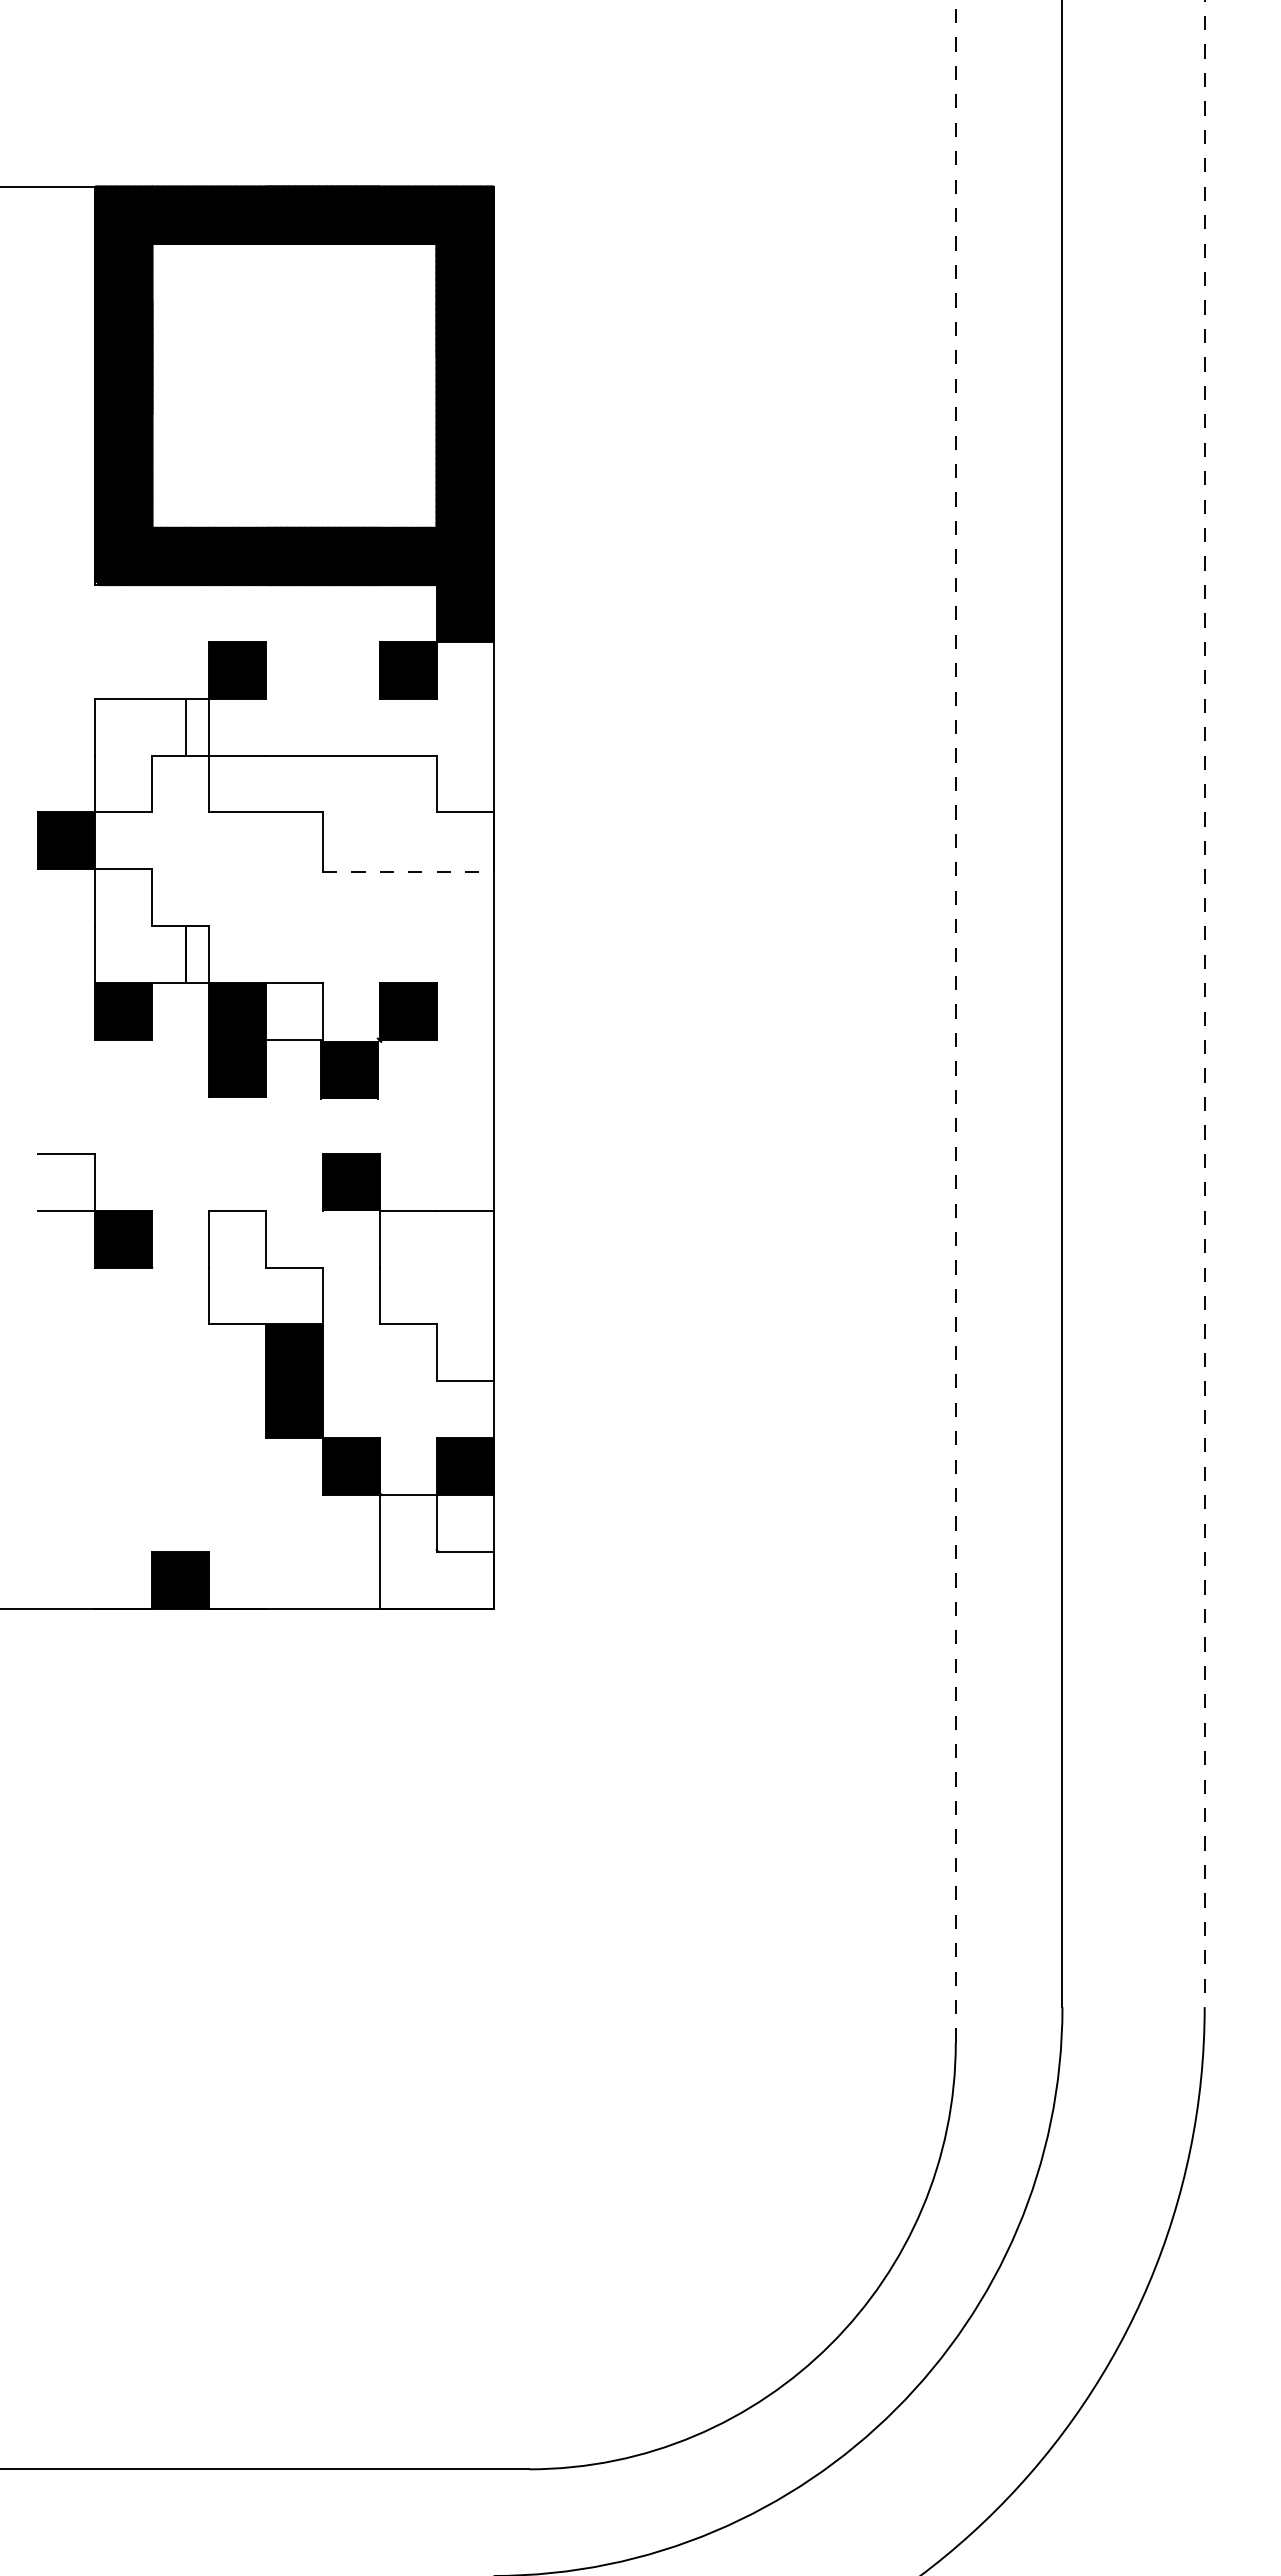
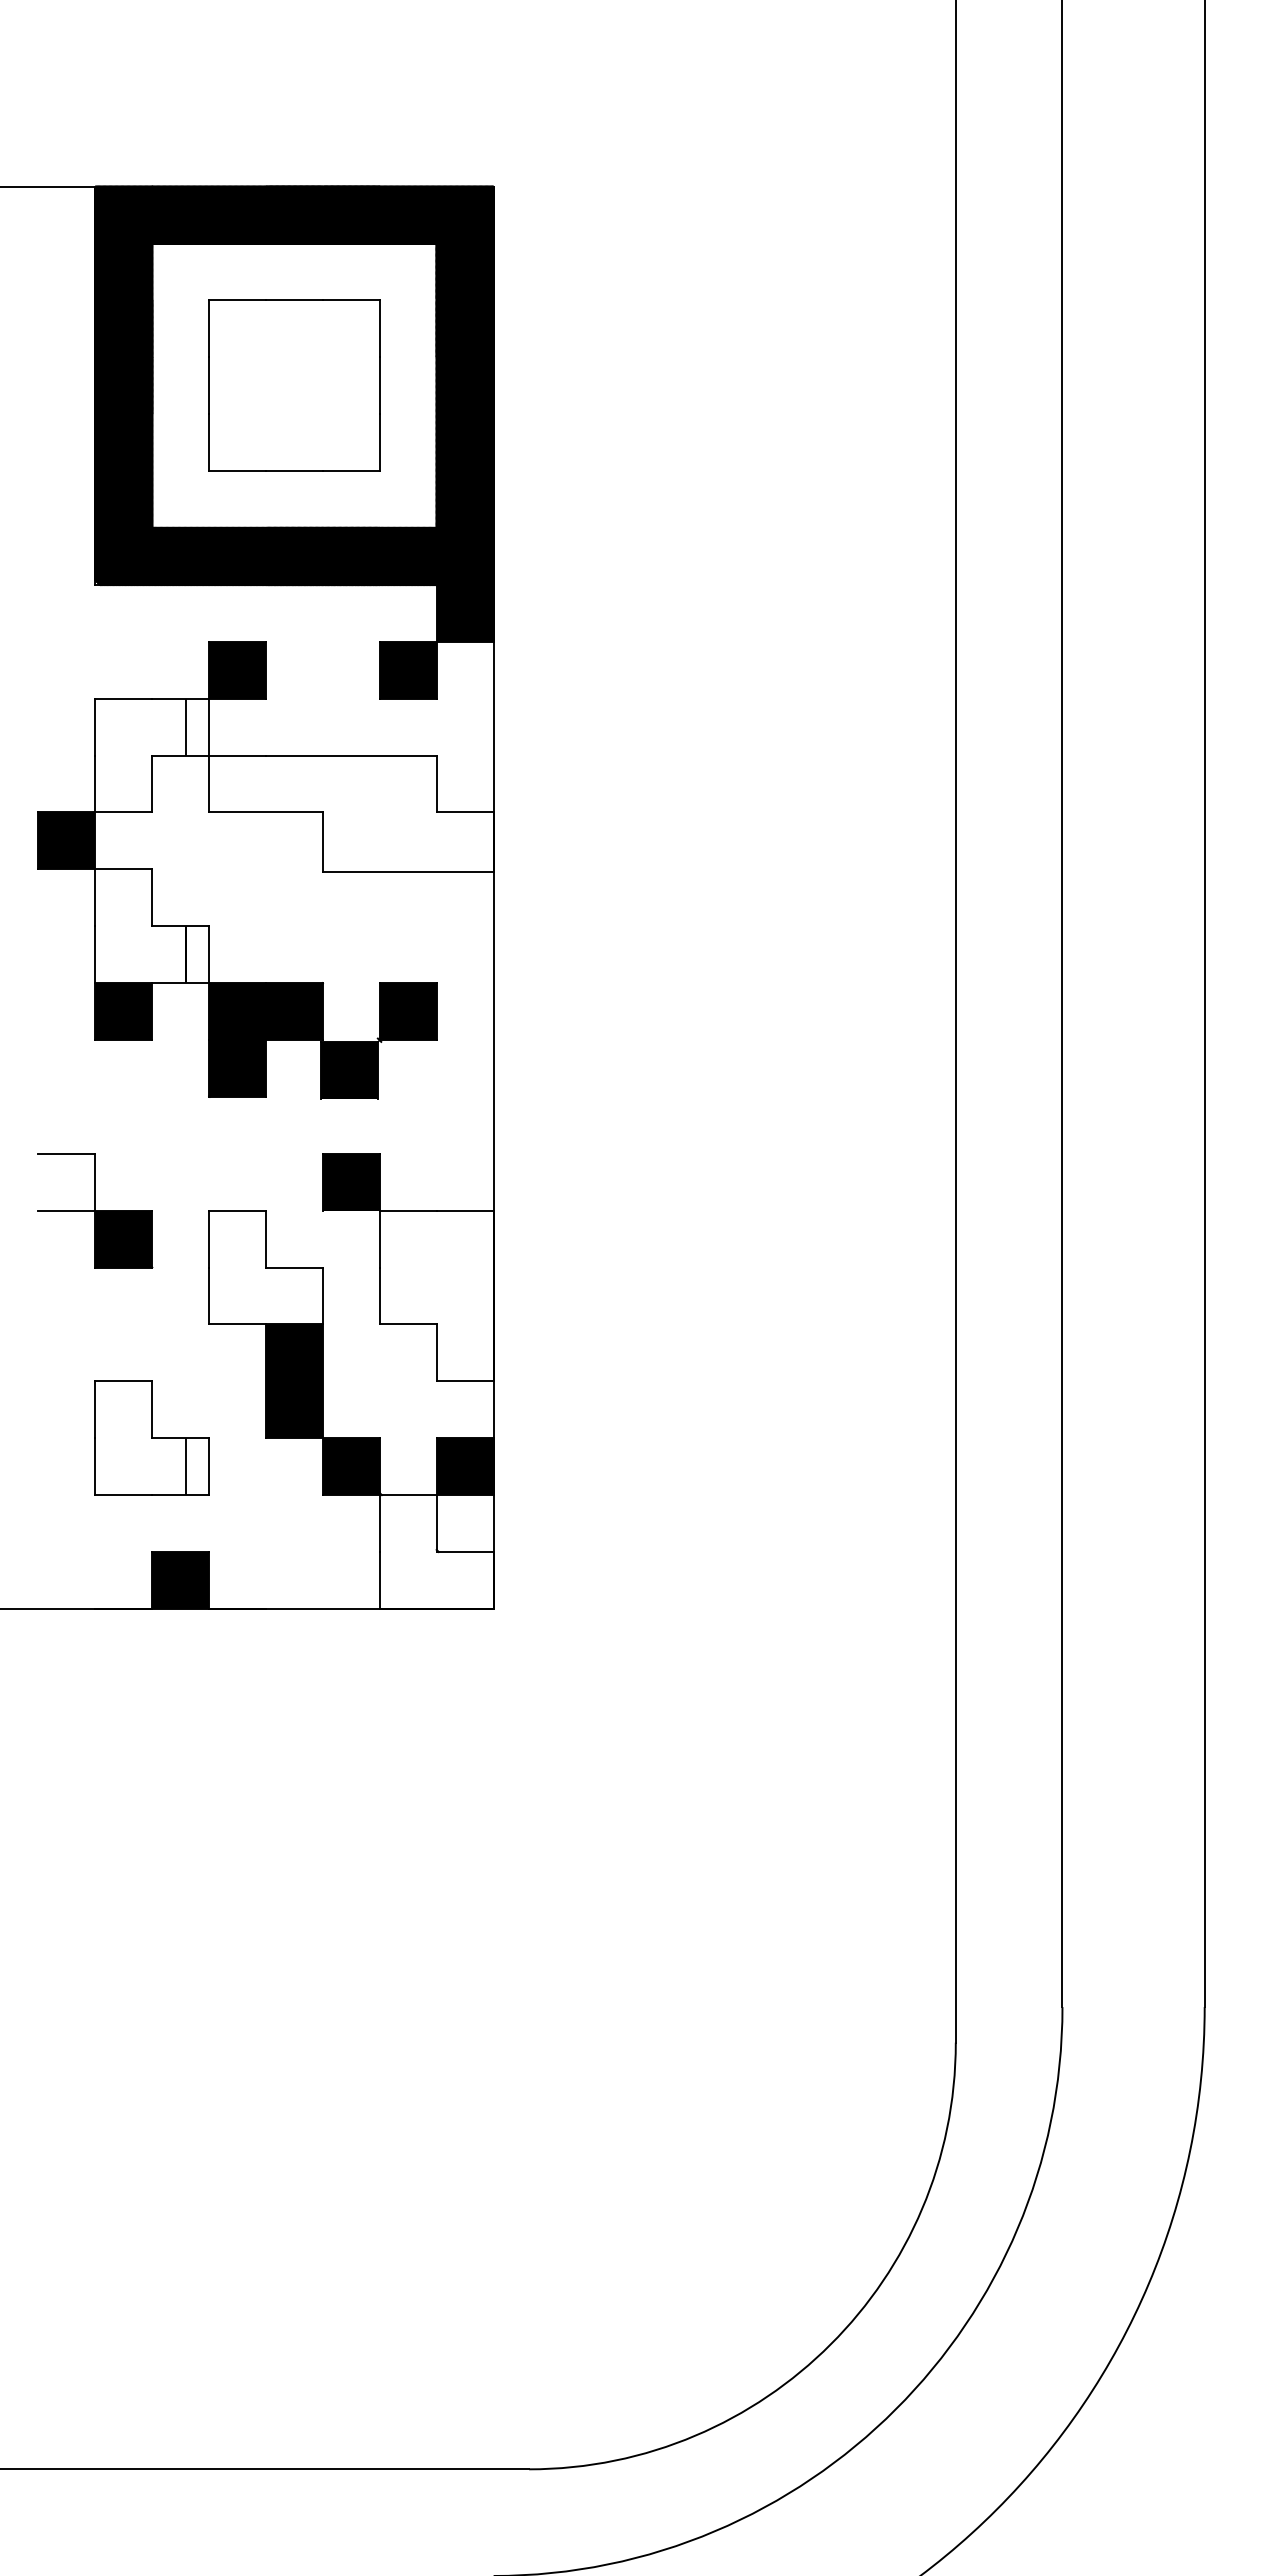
part: none -> present (294, 385)
line: dashed -> solid (408, 871)
line: dashed -> solid (1204, 1004)
fill: none -> present (294, 1011)
line: dashed -> solid (955, 1021)
part: none -> present (151, 1437)
